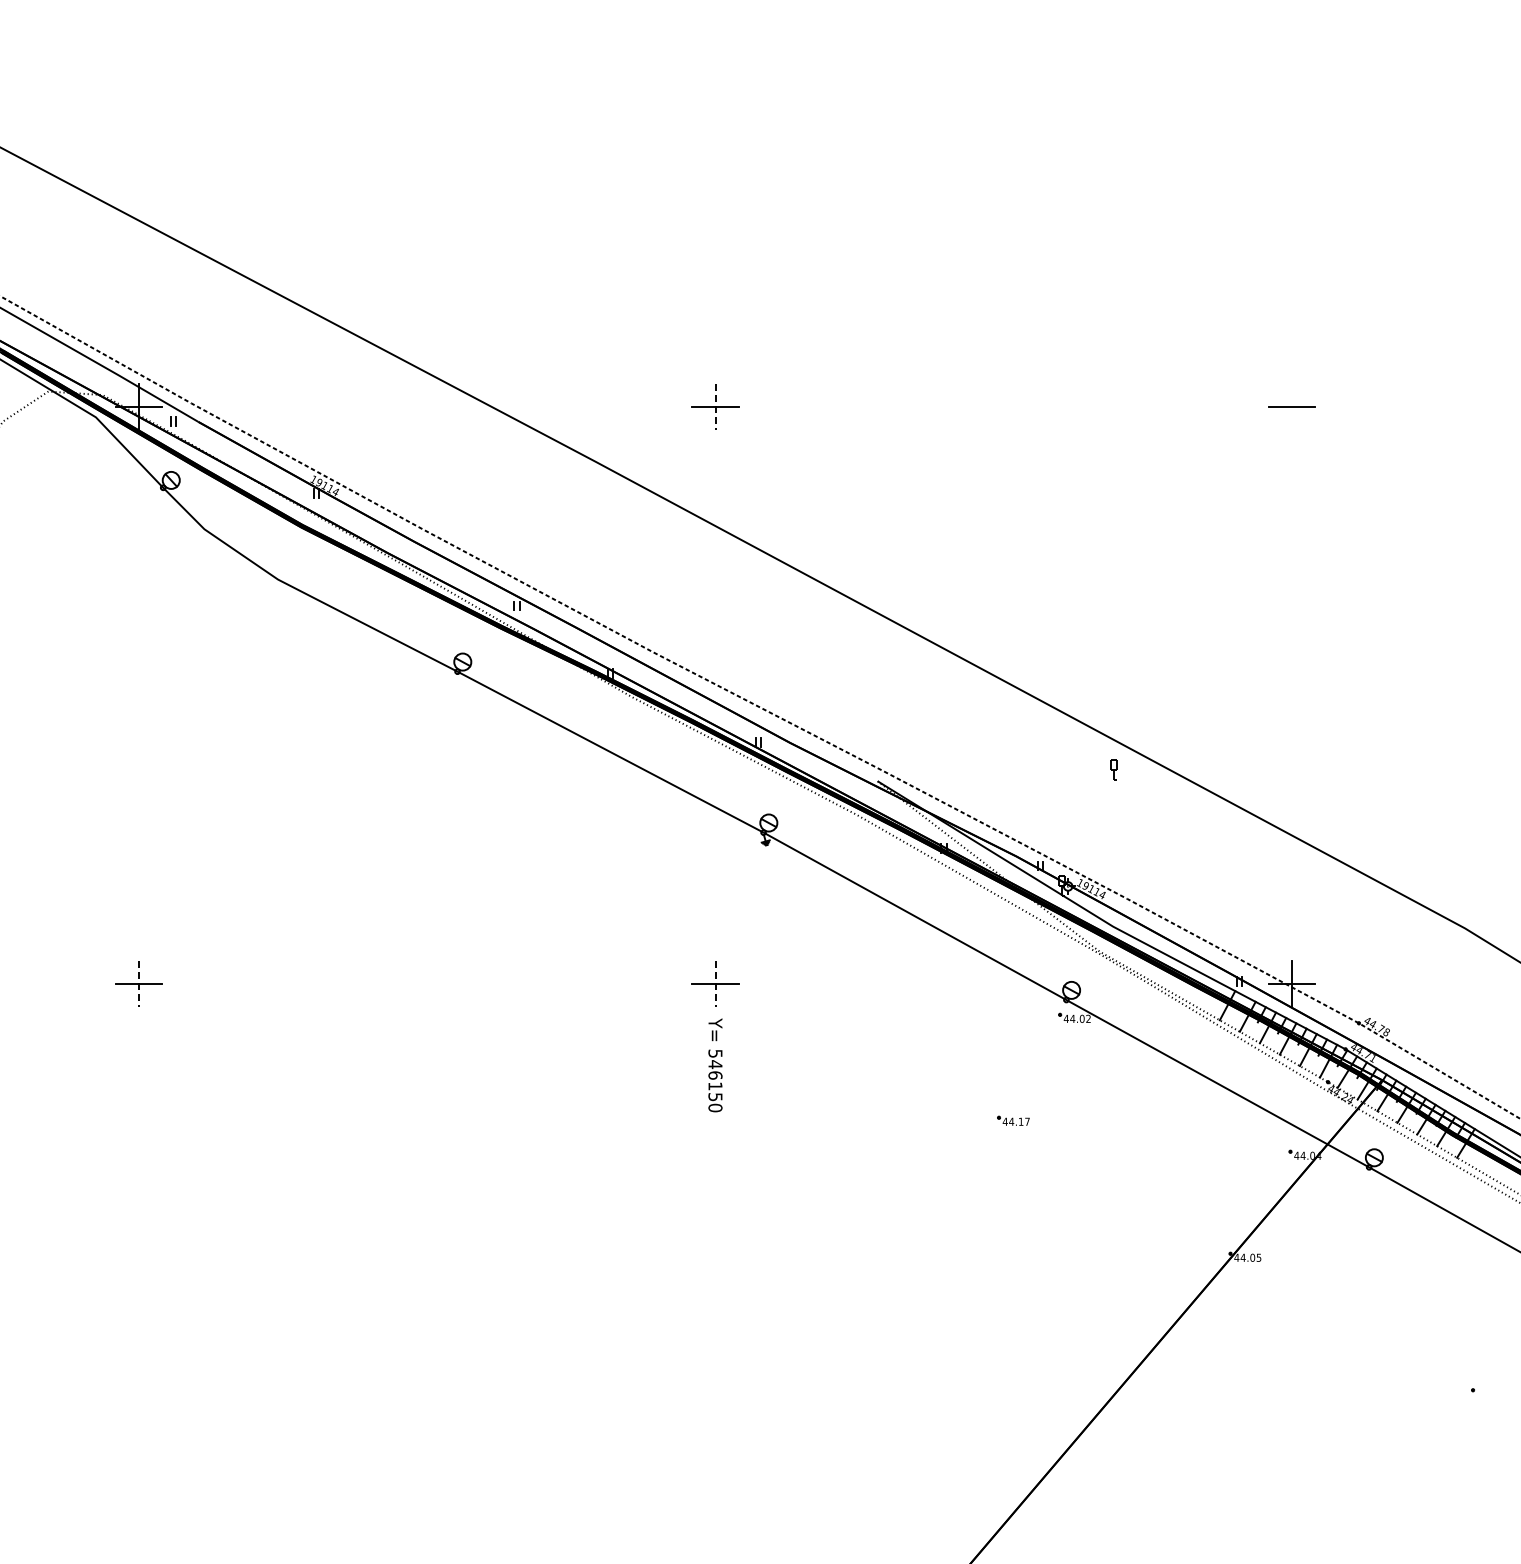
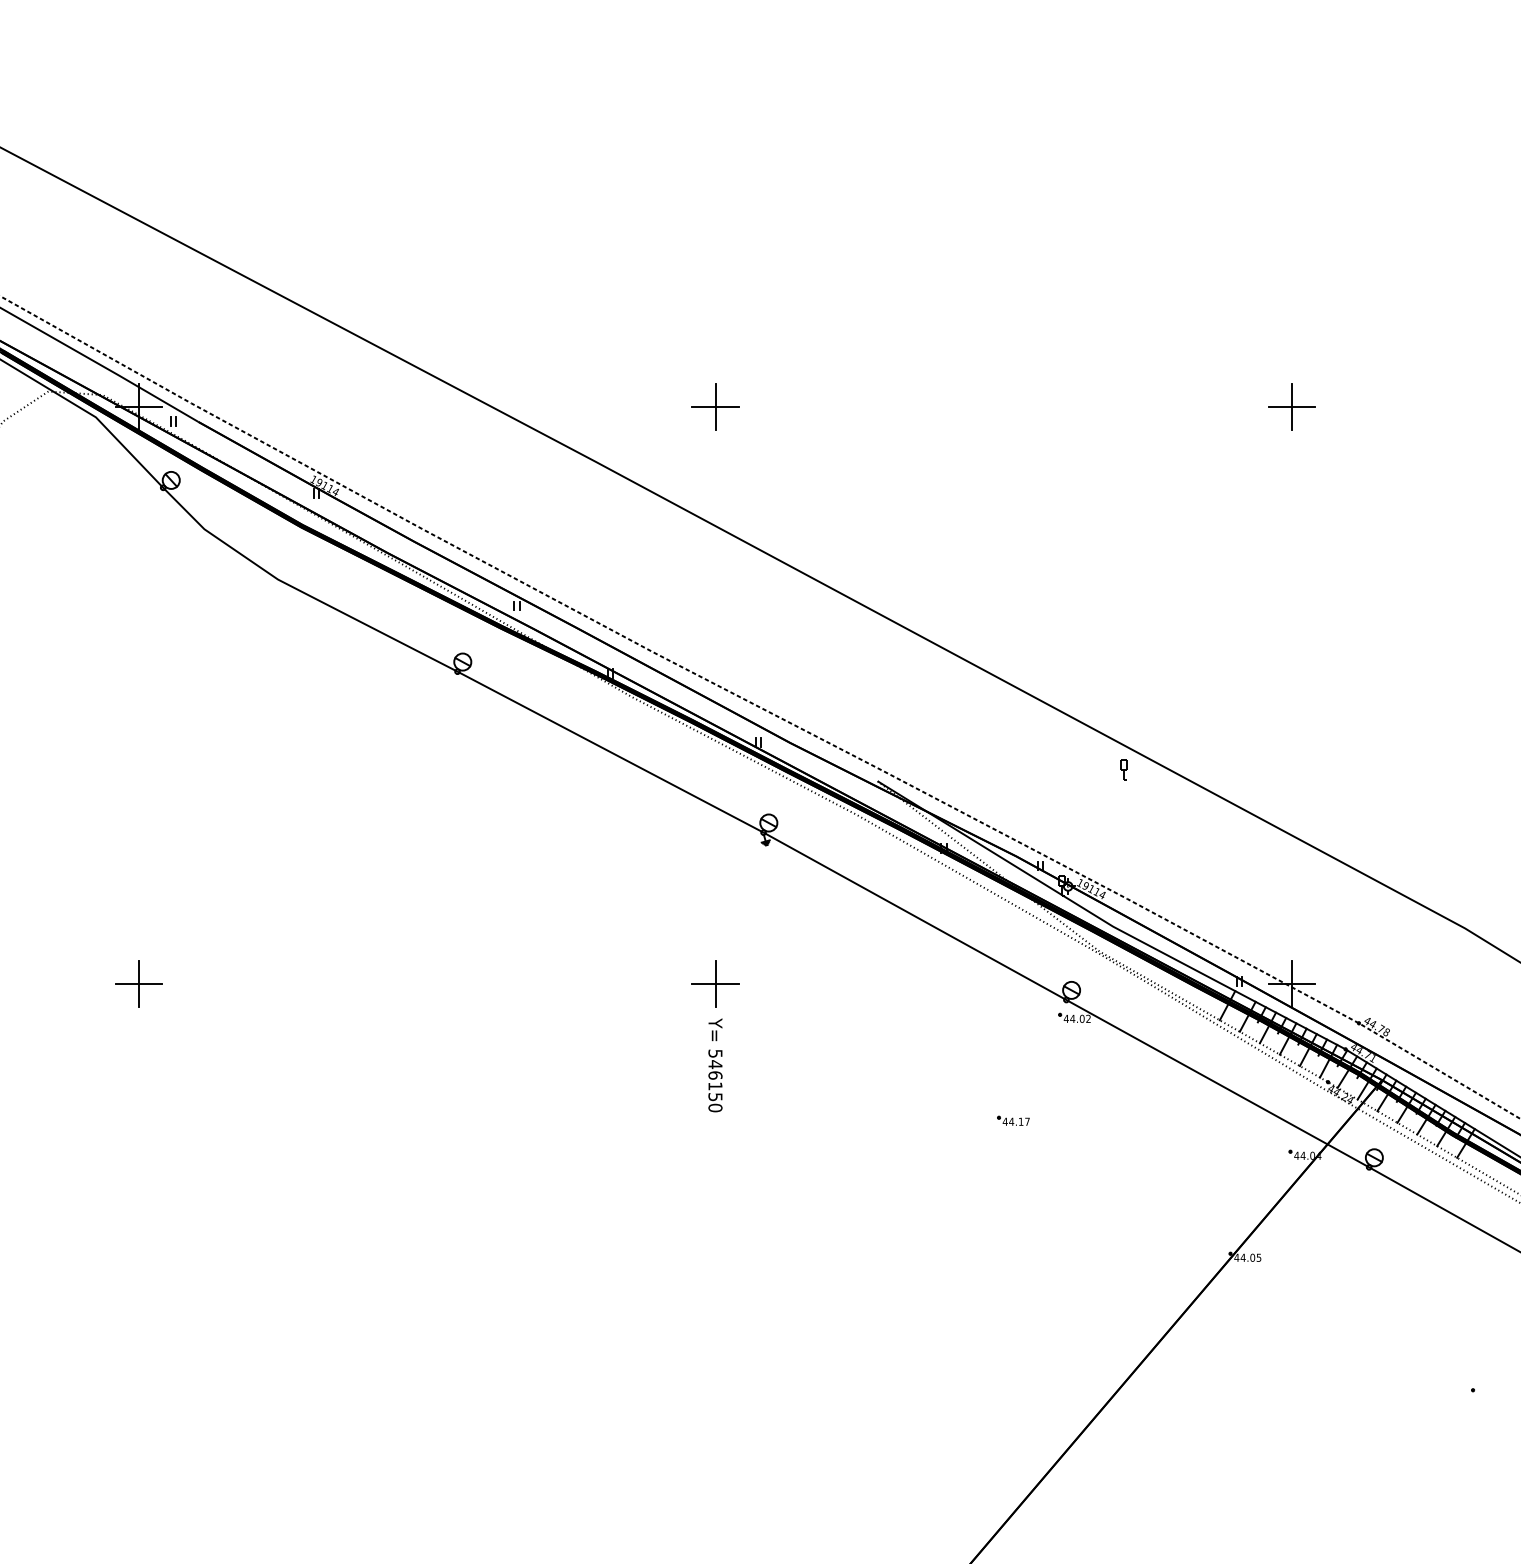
line: dashed -> solid (715, 407)
line: none -> present (1291, 407)
part position: (1113, 769) -> (1123, 769) (1123, 769)
line: dashed -> solid (139, 984)
line: dashed -> solid (715, 984)
